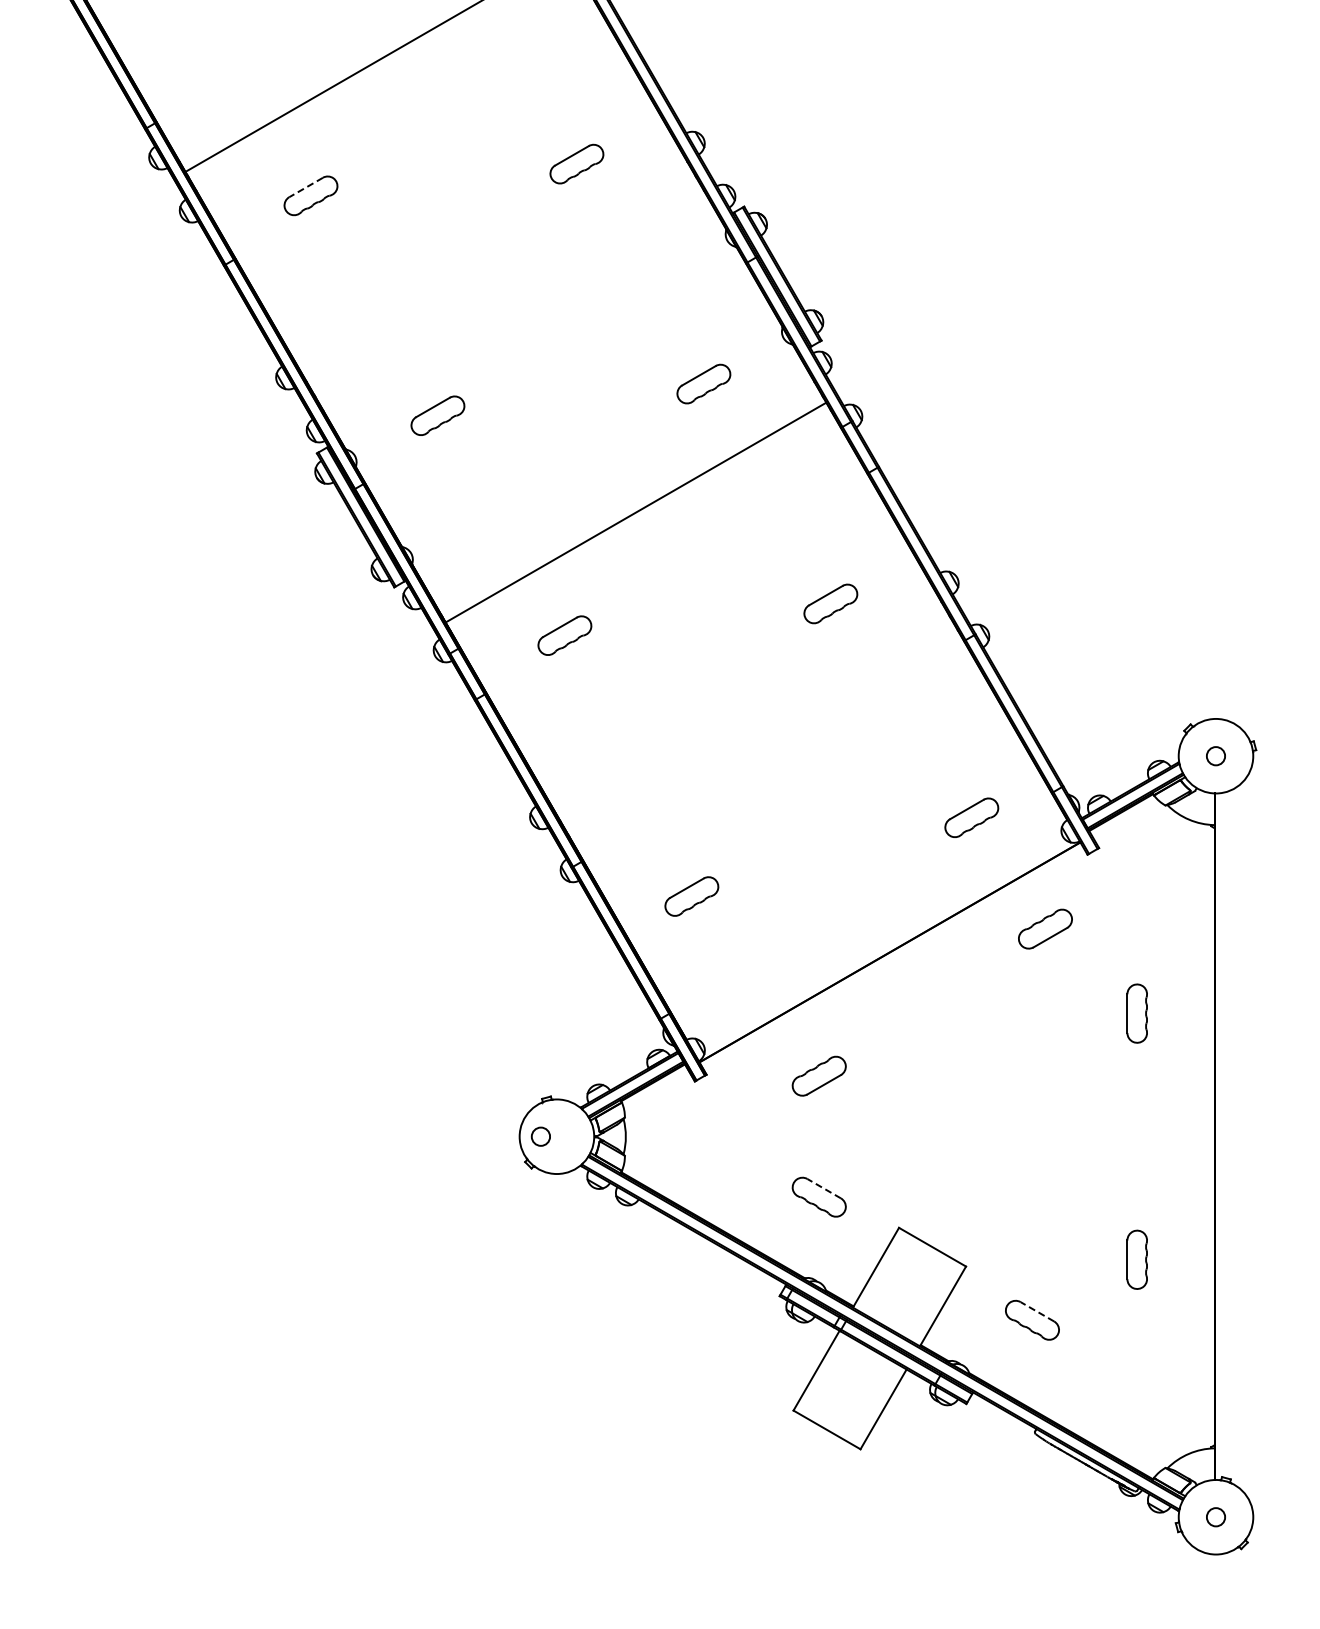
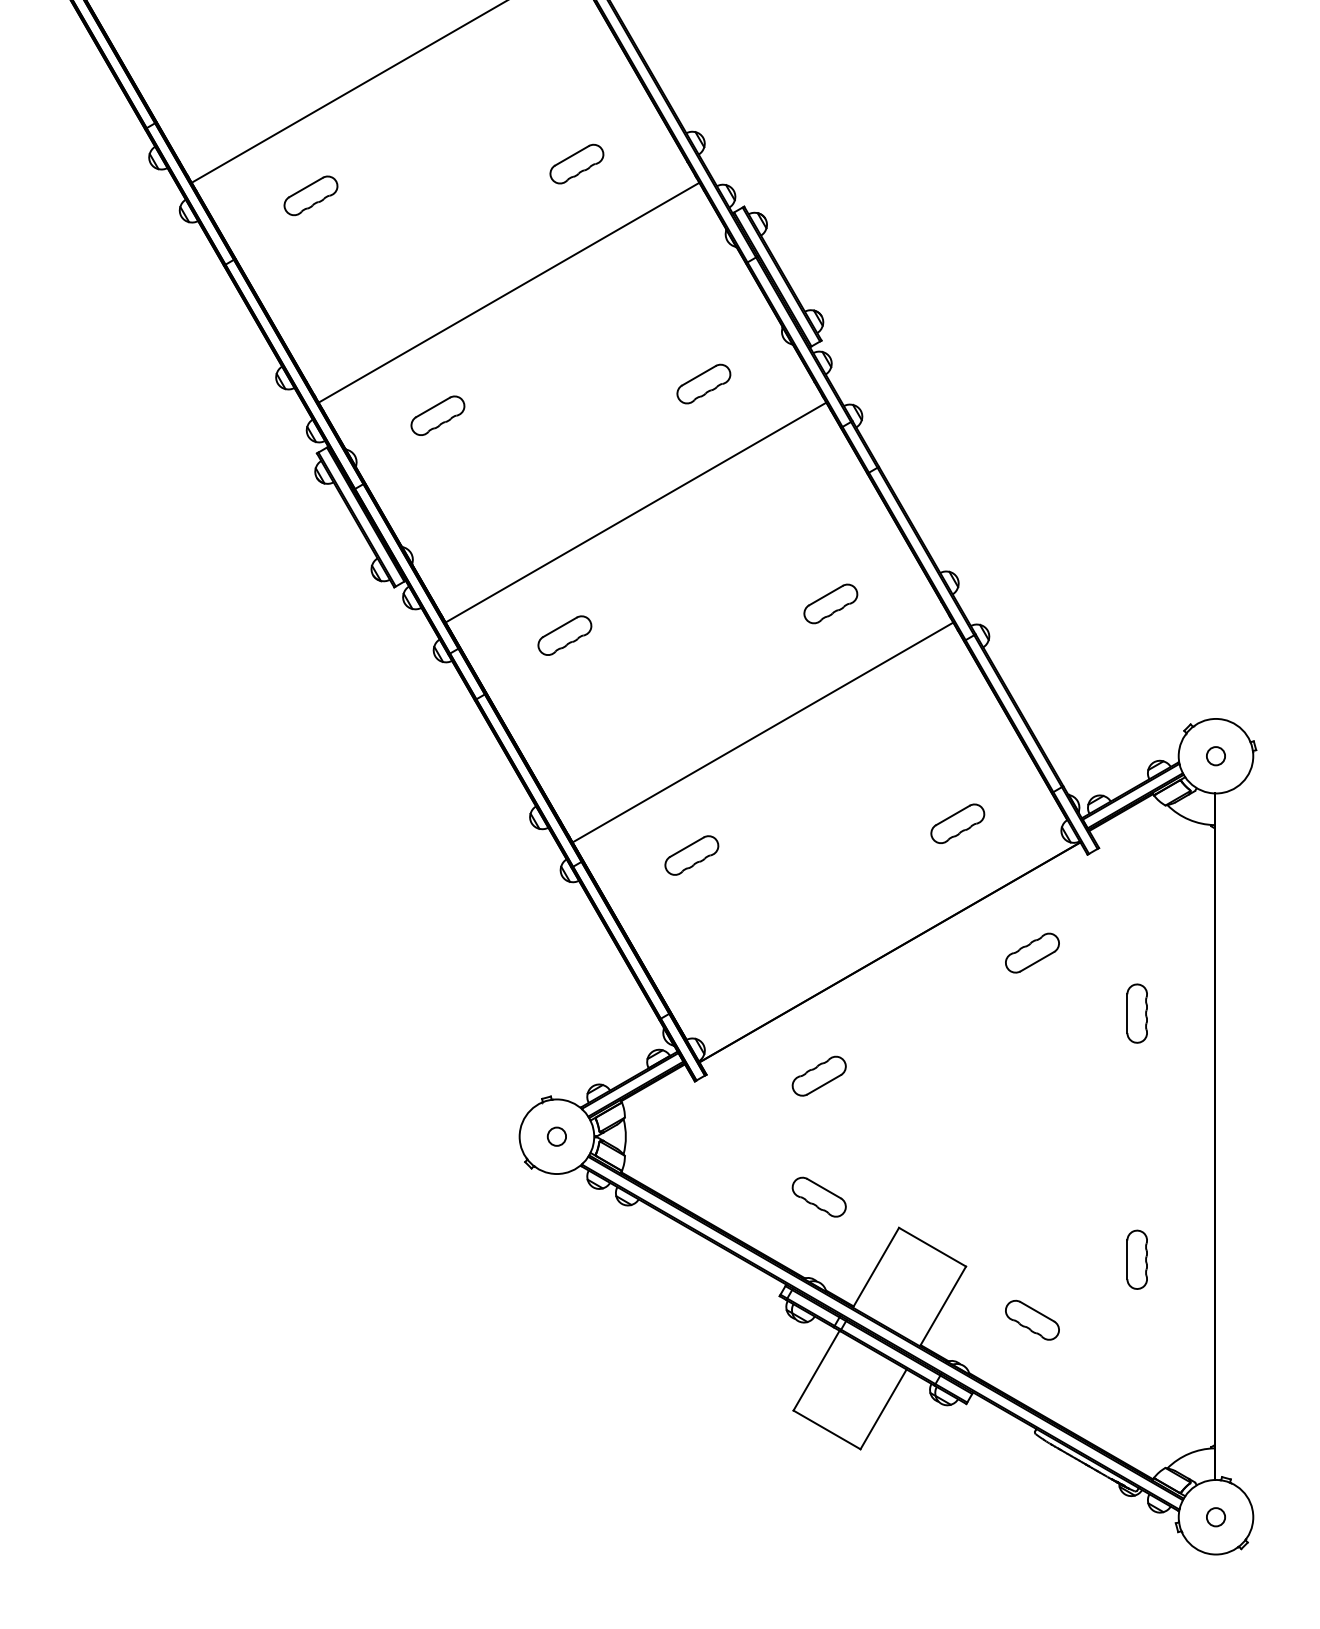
line position: (332, 86) -> (347, 92) (347, 92)
line: dashed -> solid (305, 187)
line: none -> present (508, 292)
line: none -> present (762, 732)
part position: (971, 817) -> (957, 823) (957, 823)
part position: (691, 896) -> (691, 855) (691, 855)
part position: (1045, 928) -> (1032, 952) (1032, 952)
circle position: (540, 1136) -> (556, 1136) (556, 1136)
line: dashed -> solid (823, 1188)
line: dashed -> solid (1036, 1311)
